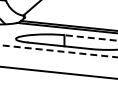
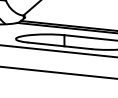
line: dashed -> solid (91, 37)
line: dashed -> solid (58, 51)
